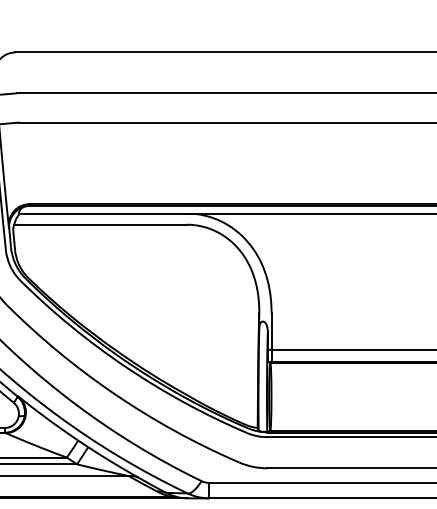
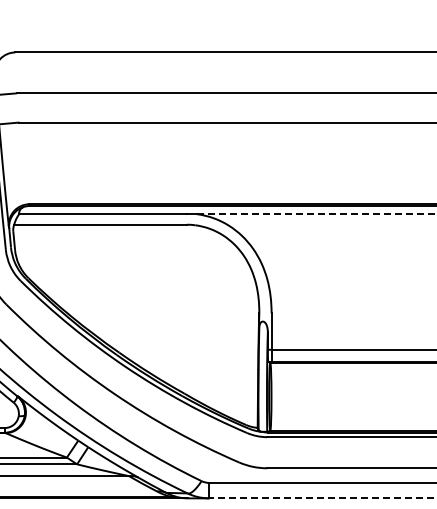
line: solid -> dashed (316, 214)
line: solid -> dashed (323, 498)
